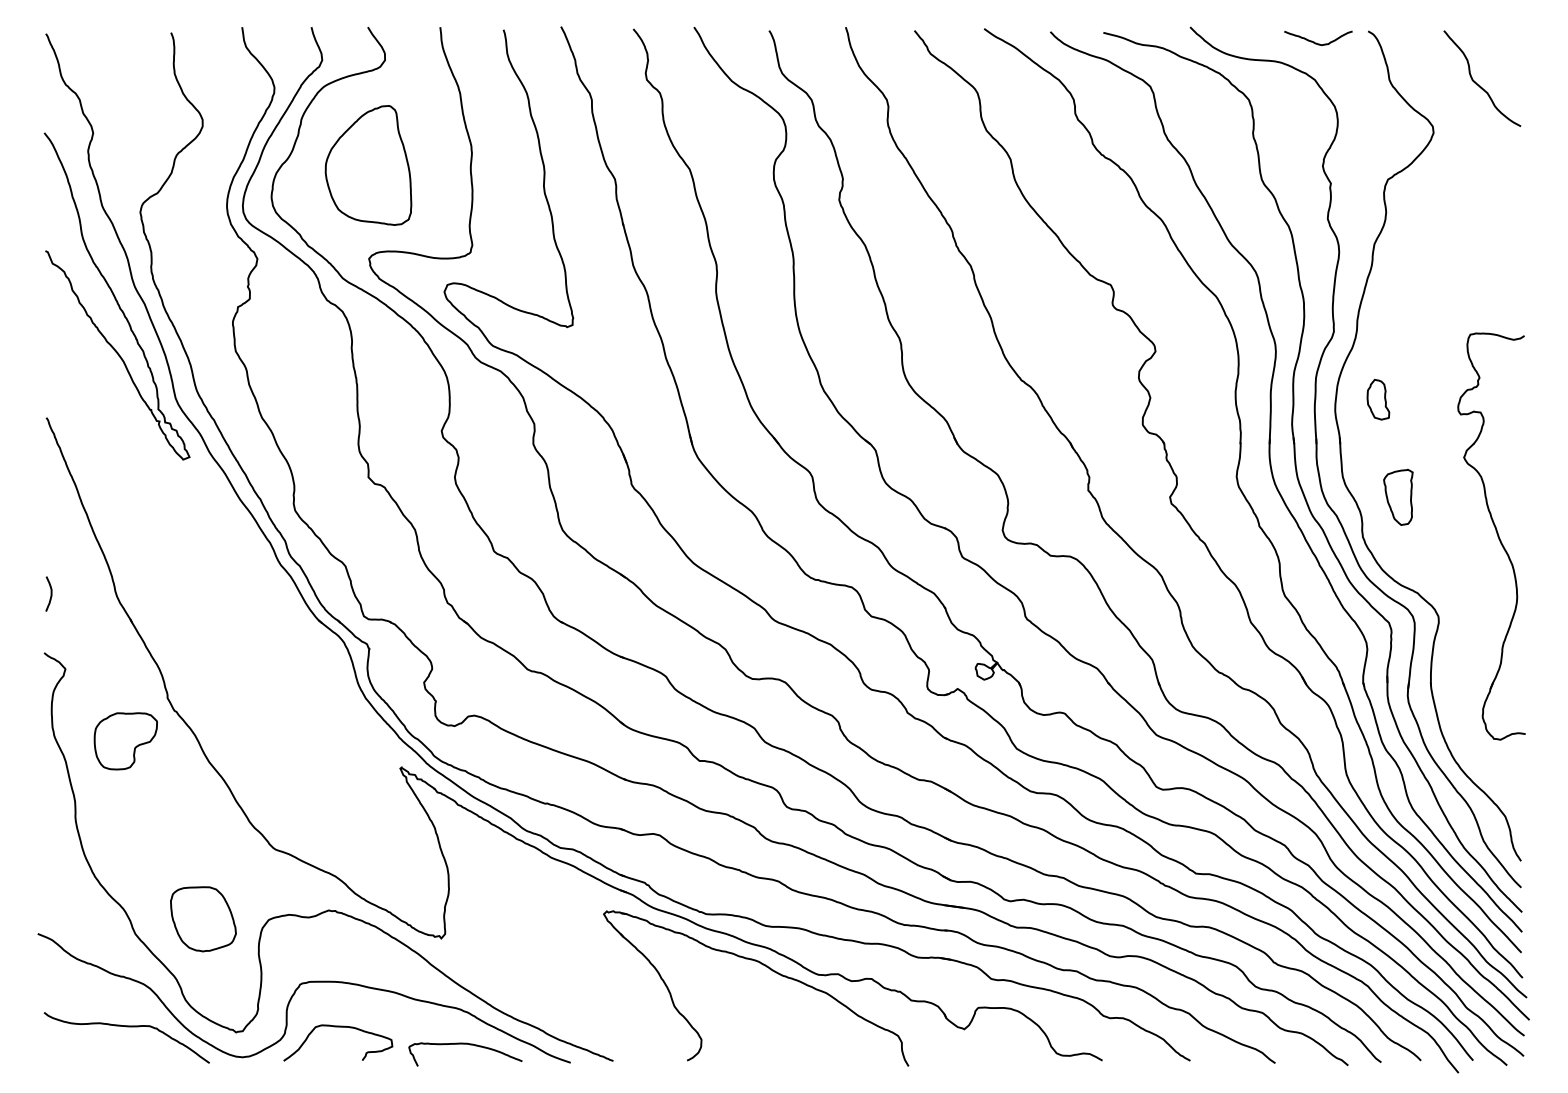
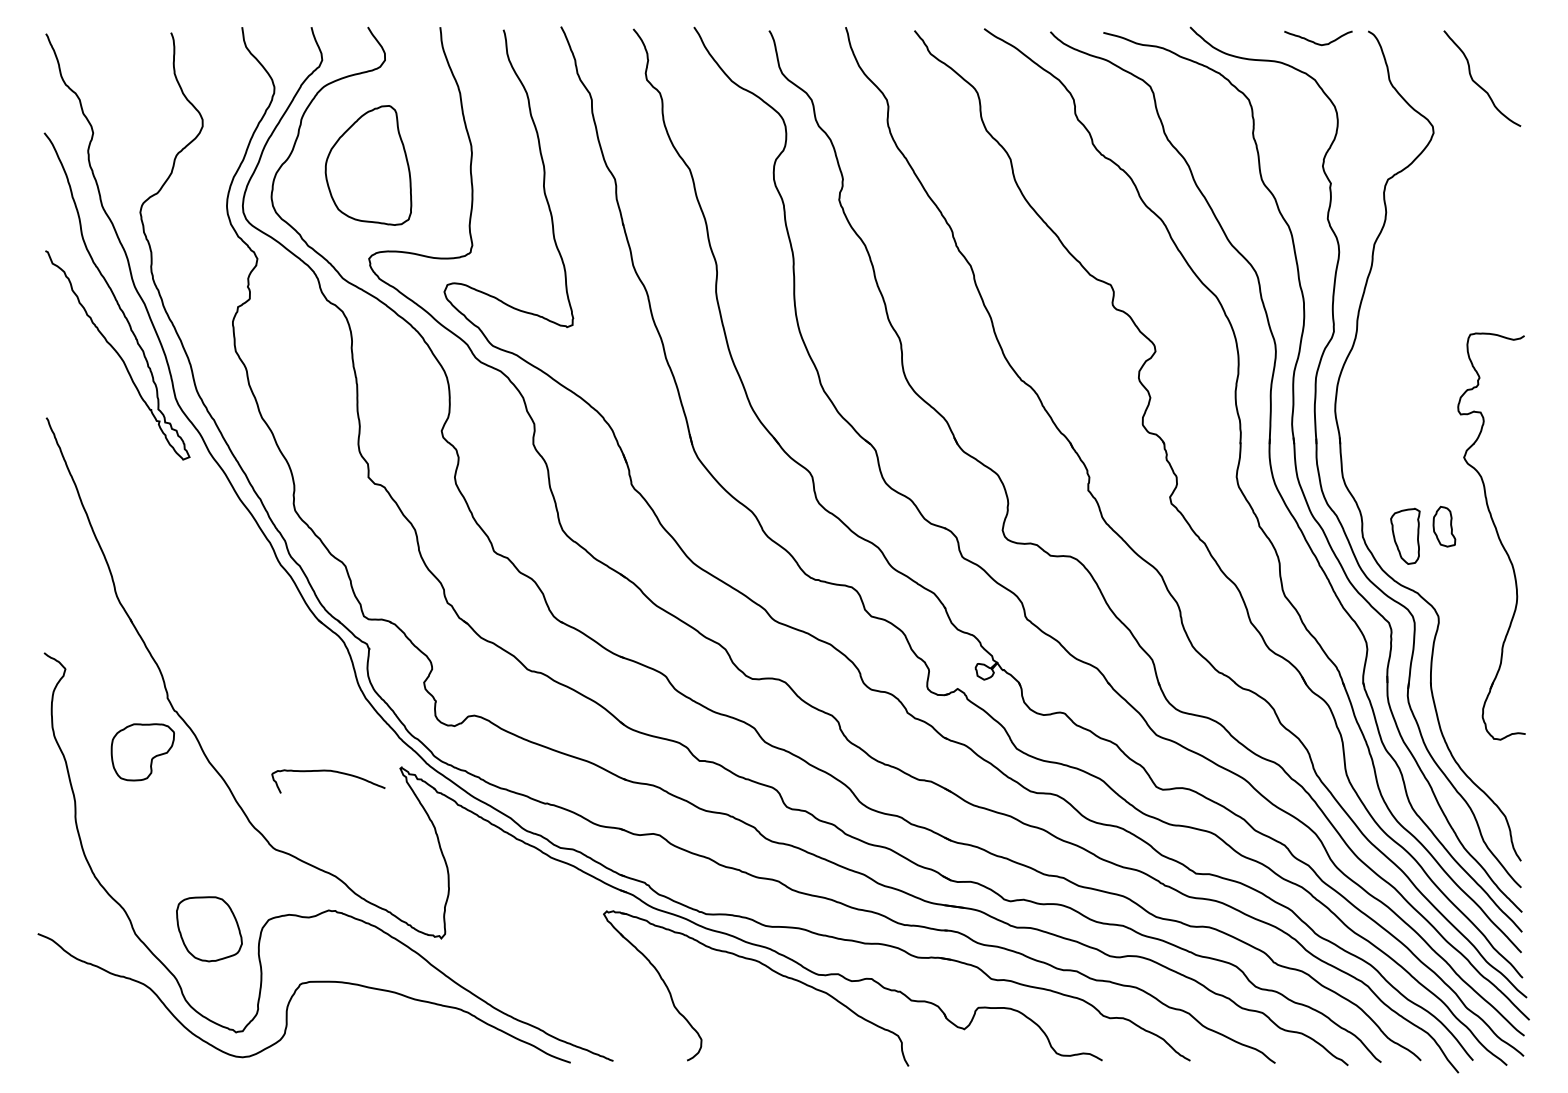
part position: (1378, 399) -> (1444, 526) (1444, 526)
part position: (1398, 496) -> (1405, 535) (1405, 535)
curve: present -> none (50, 593)
part position: (125, 741) -> (142, 752) (142, 752)
part position: (203, 919) -> (209, 929) (209, 929)
curve: present -> none (126, 1027)
curve: present -> none (338, 1027)
curve position: (469, 1045) -> (332, 772) (332, 772)
